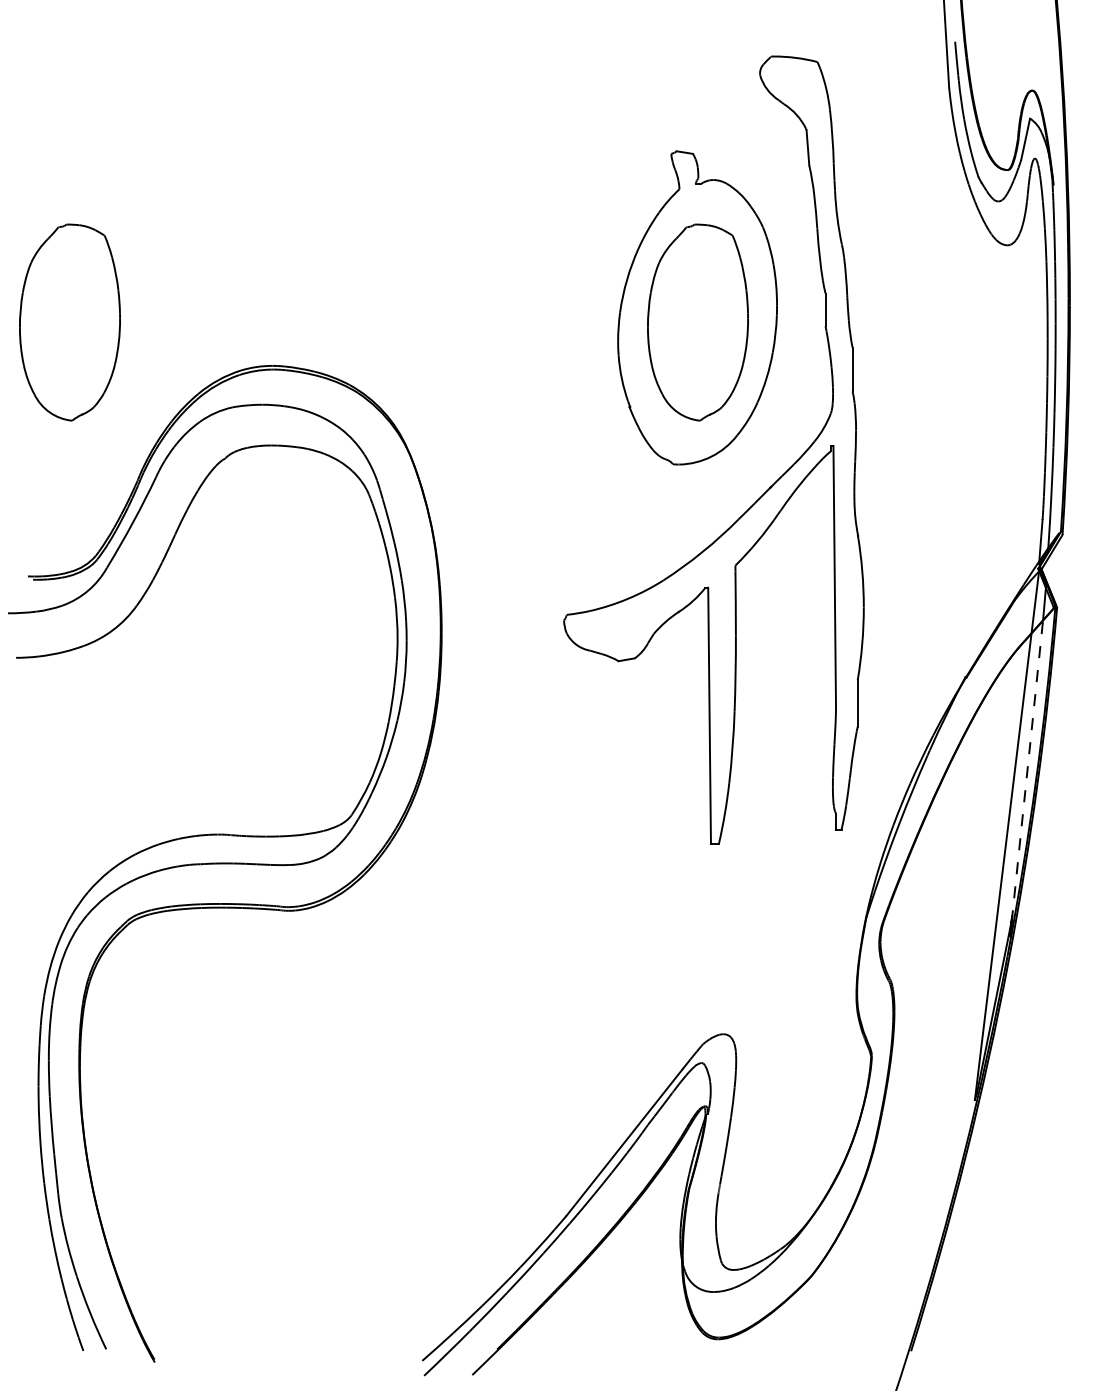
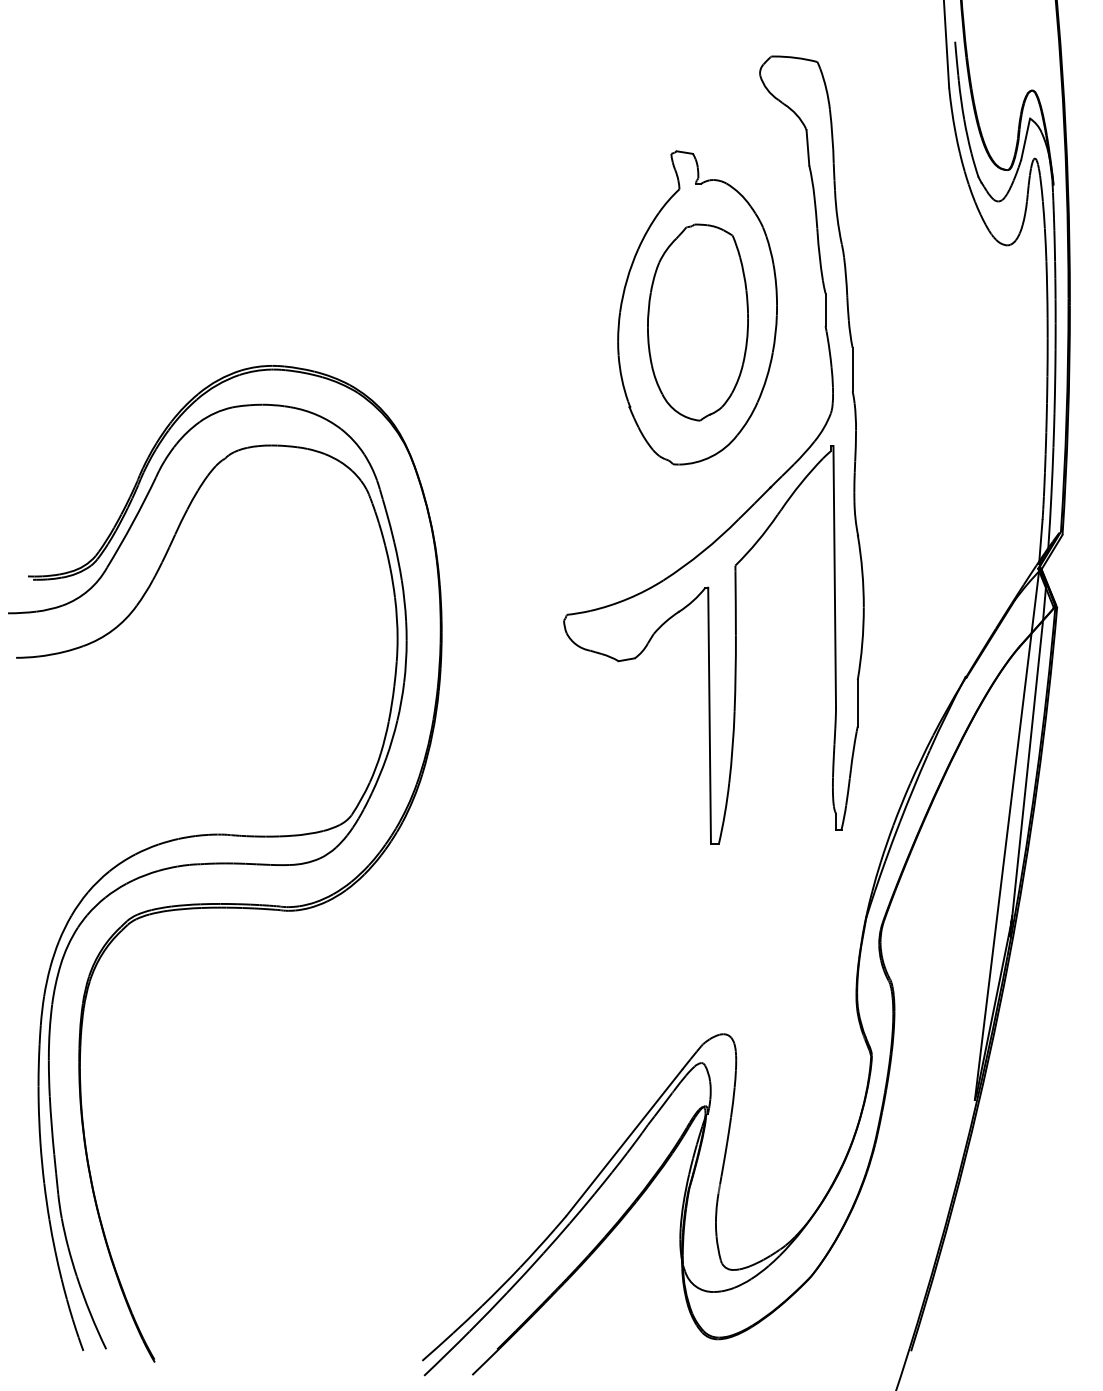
part: present -> none (69, 322)
line: dashed -> solid (1027, 771)
